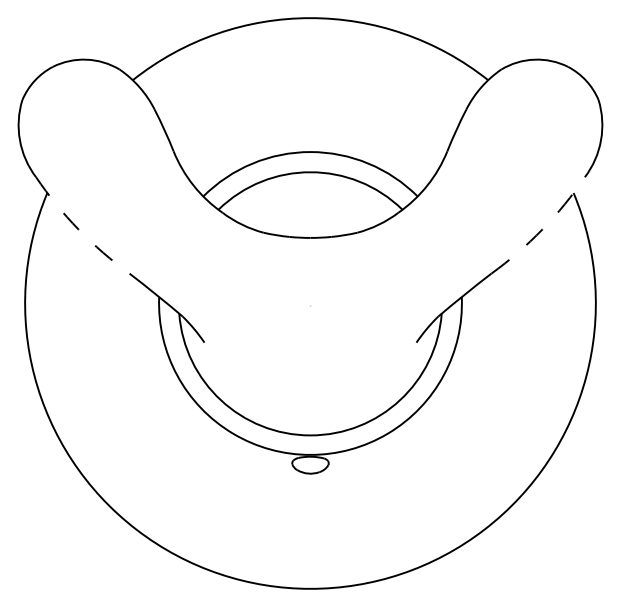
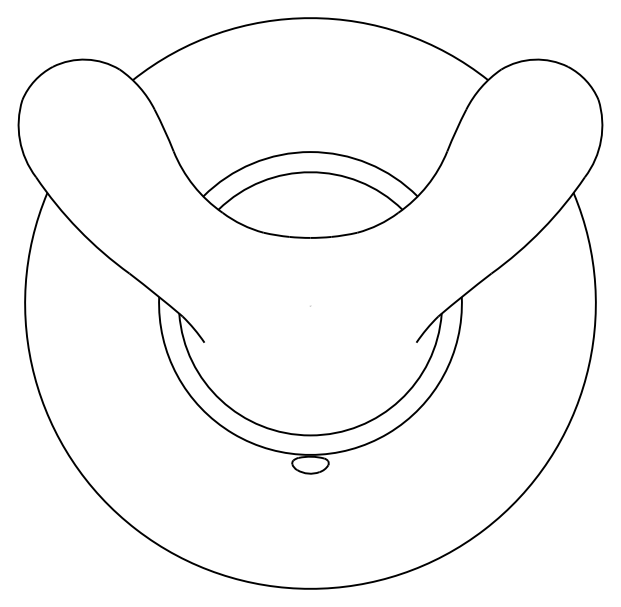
arc: dashed -> solid (78, 229)
arc: dashed -> solid (542, 229)
